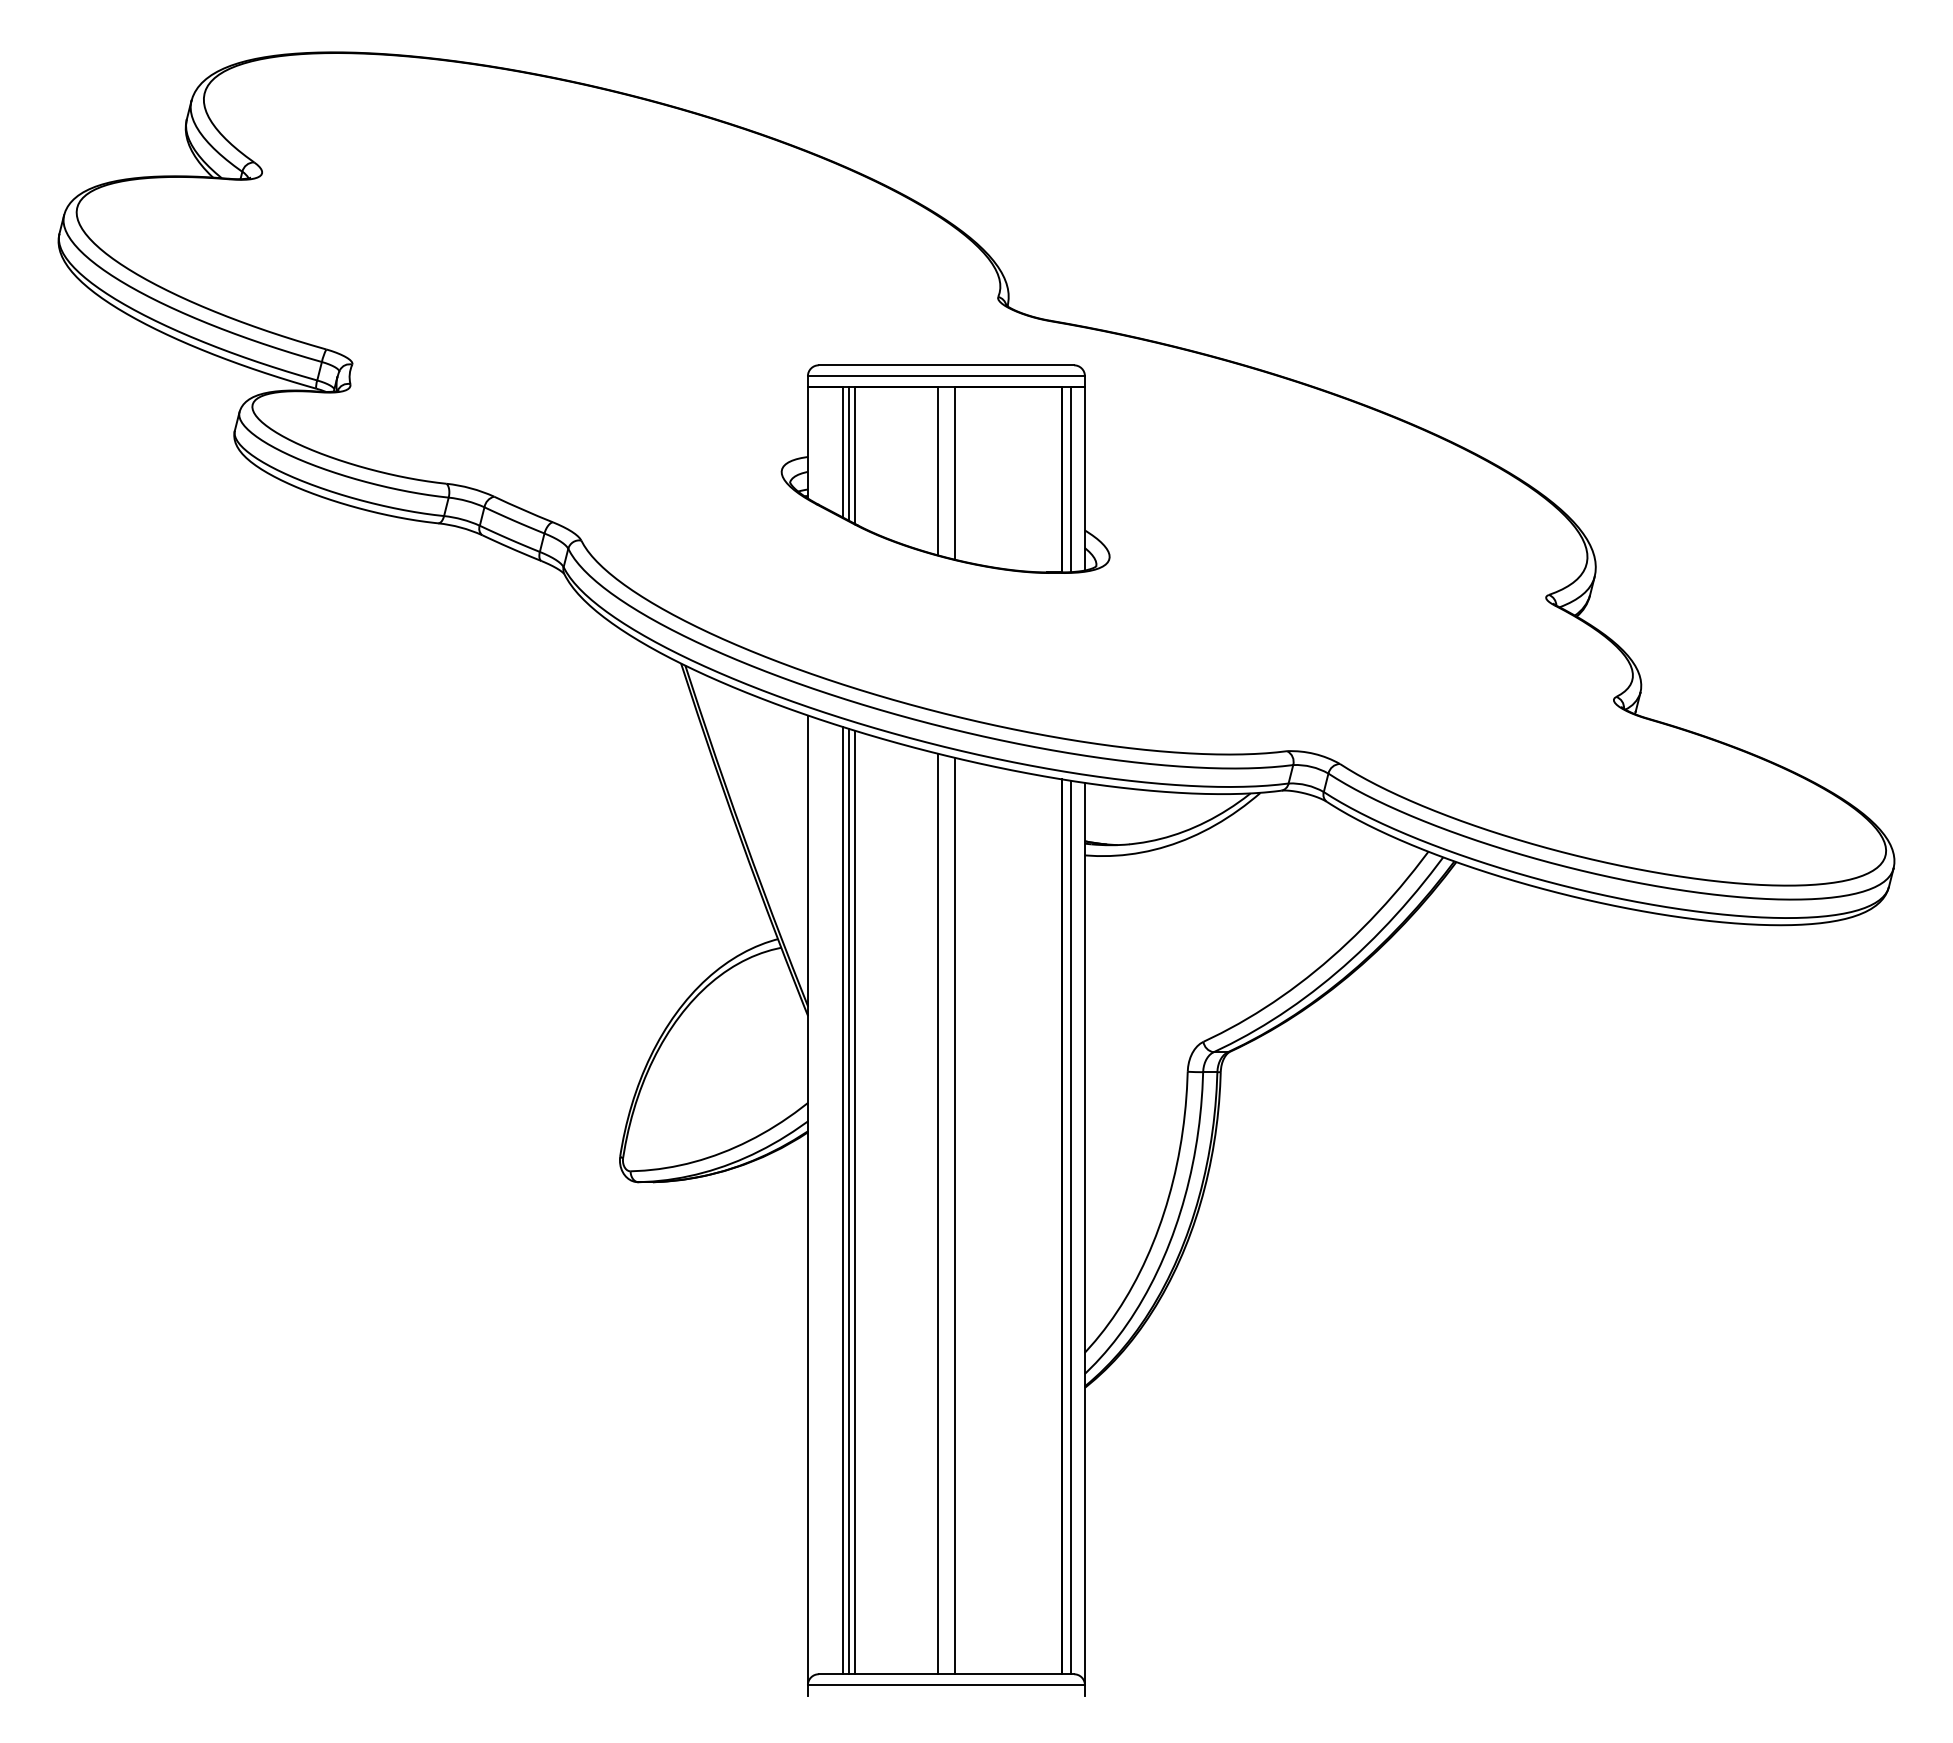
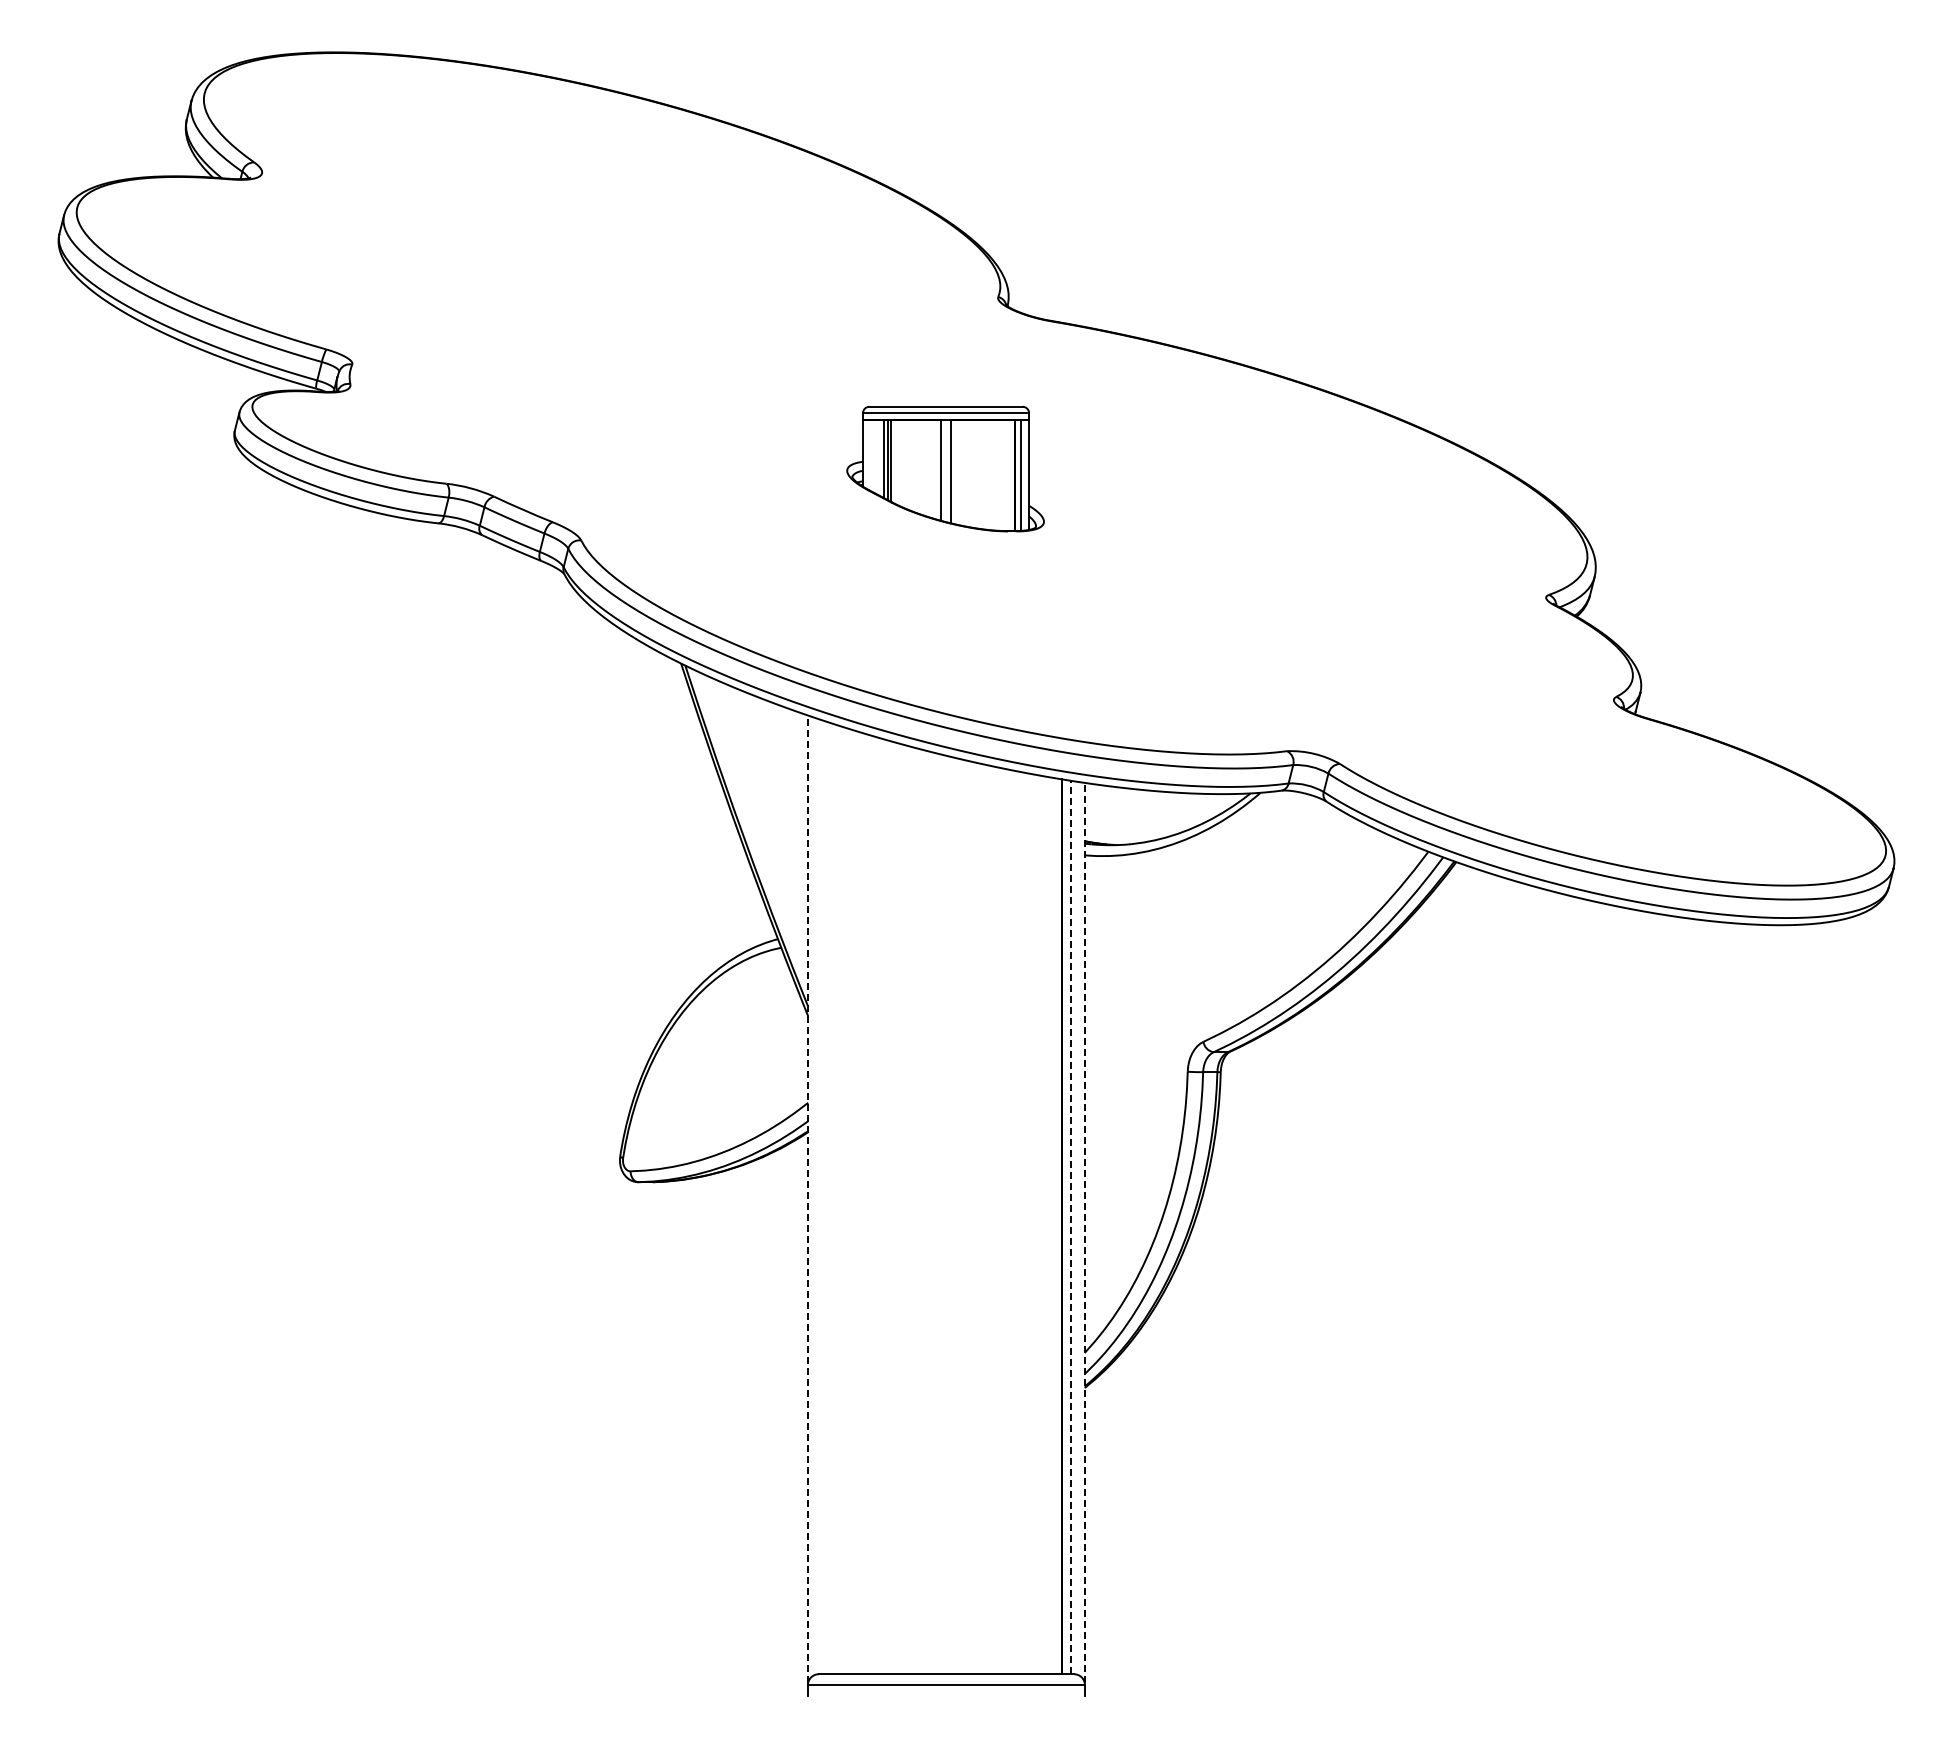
part size: 331x210 px -> 199x128 px (945, 468)
line: solid -> dashed (808, 1199)
line: present -> none (842, 1200)
line: present -> none (849, 1201)
line: present -> none (854, 1202)
line: present -> none (937, 1213)
line: present -> none (955, 1215)
line: solid -> dashed (1070, 1227)
line: solid -> dashed (1084, 1232)
